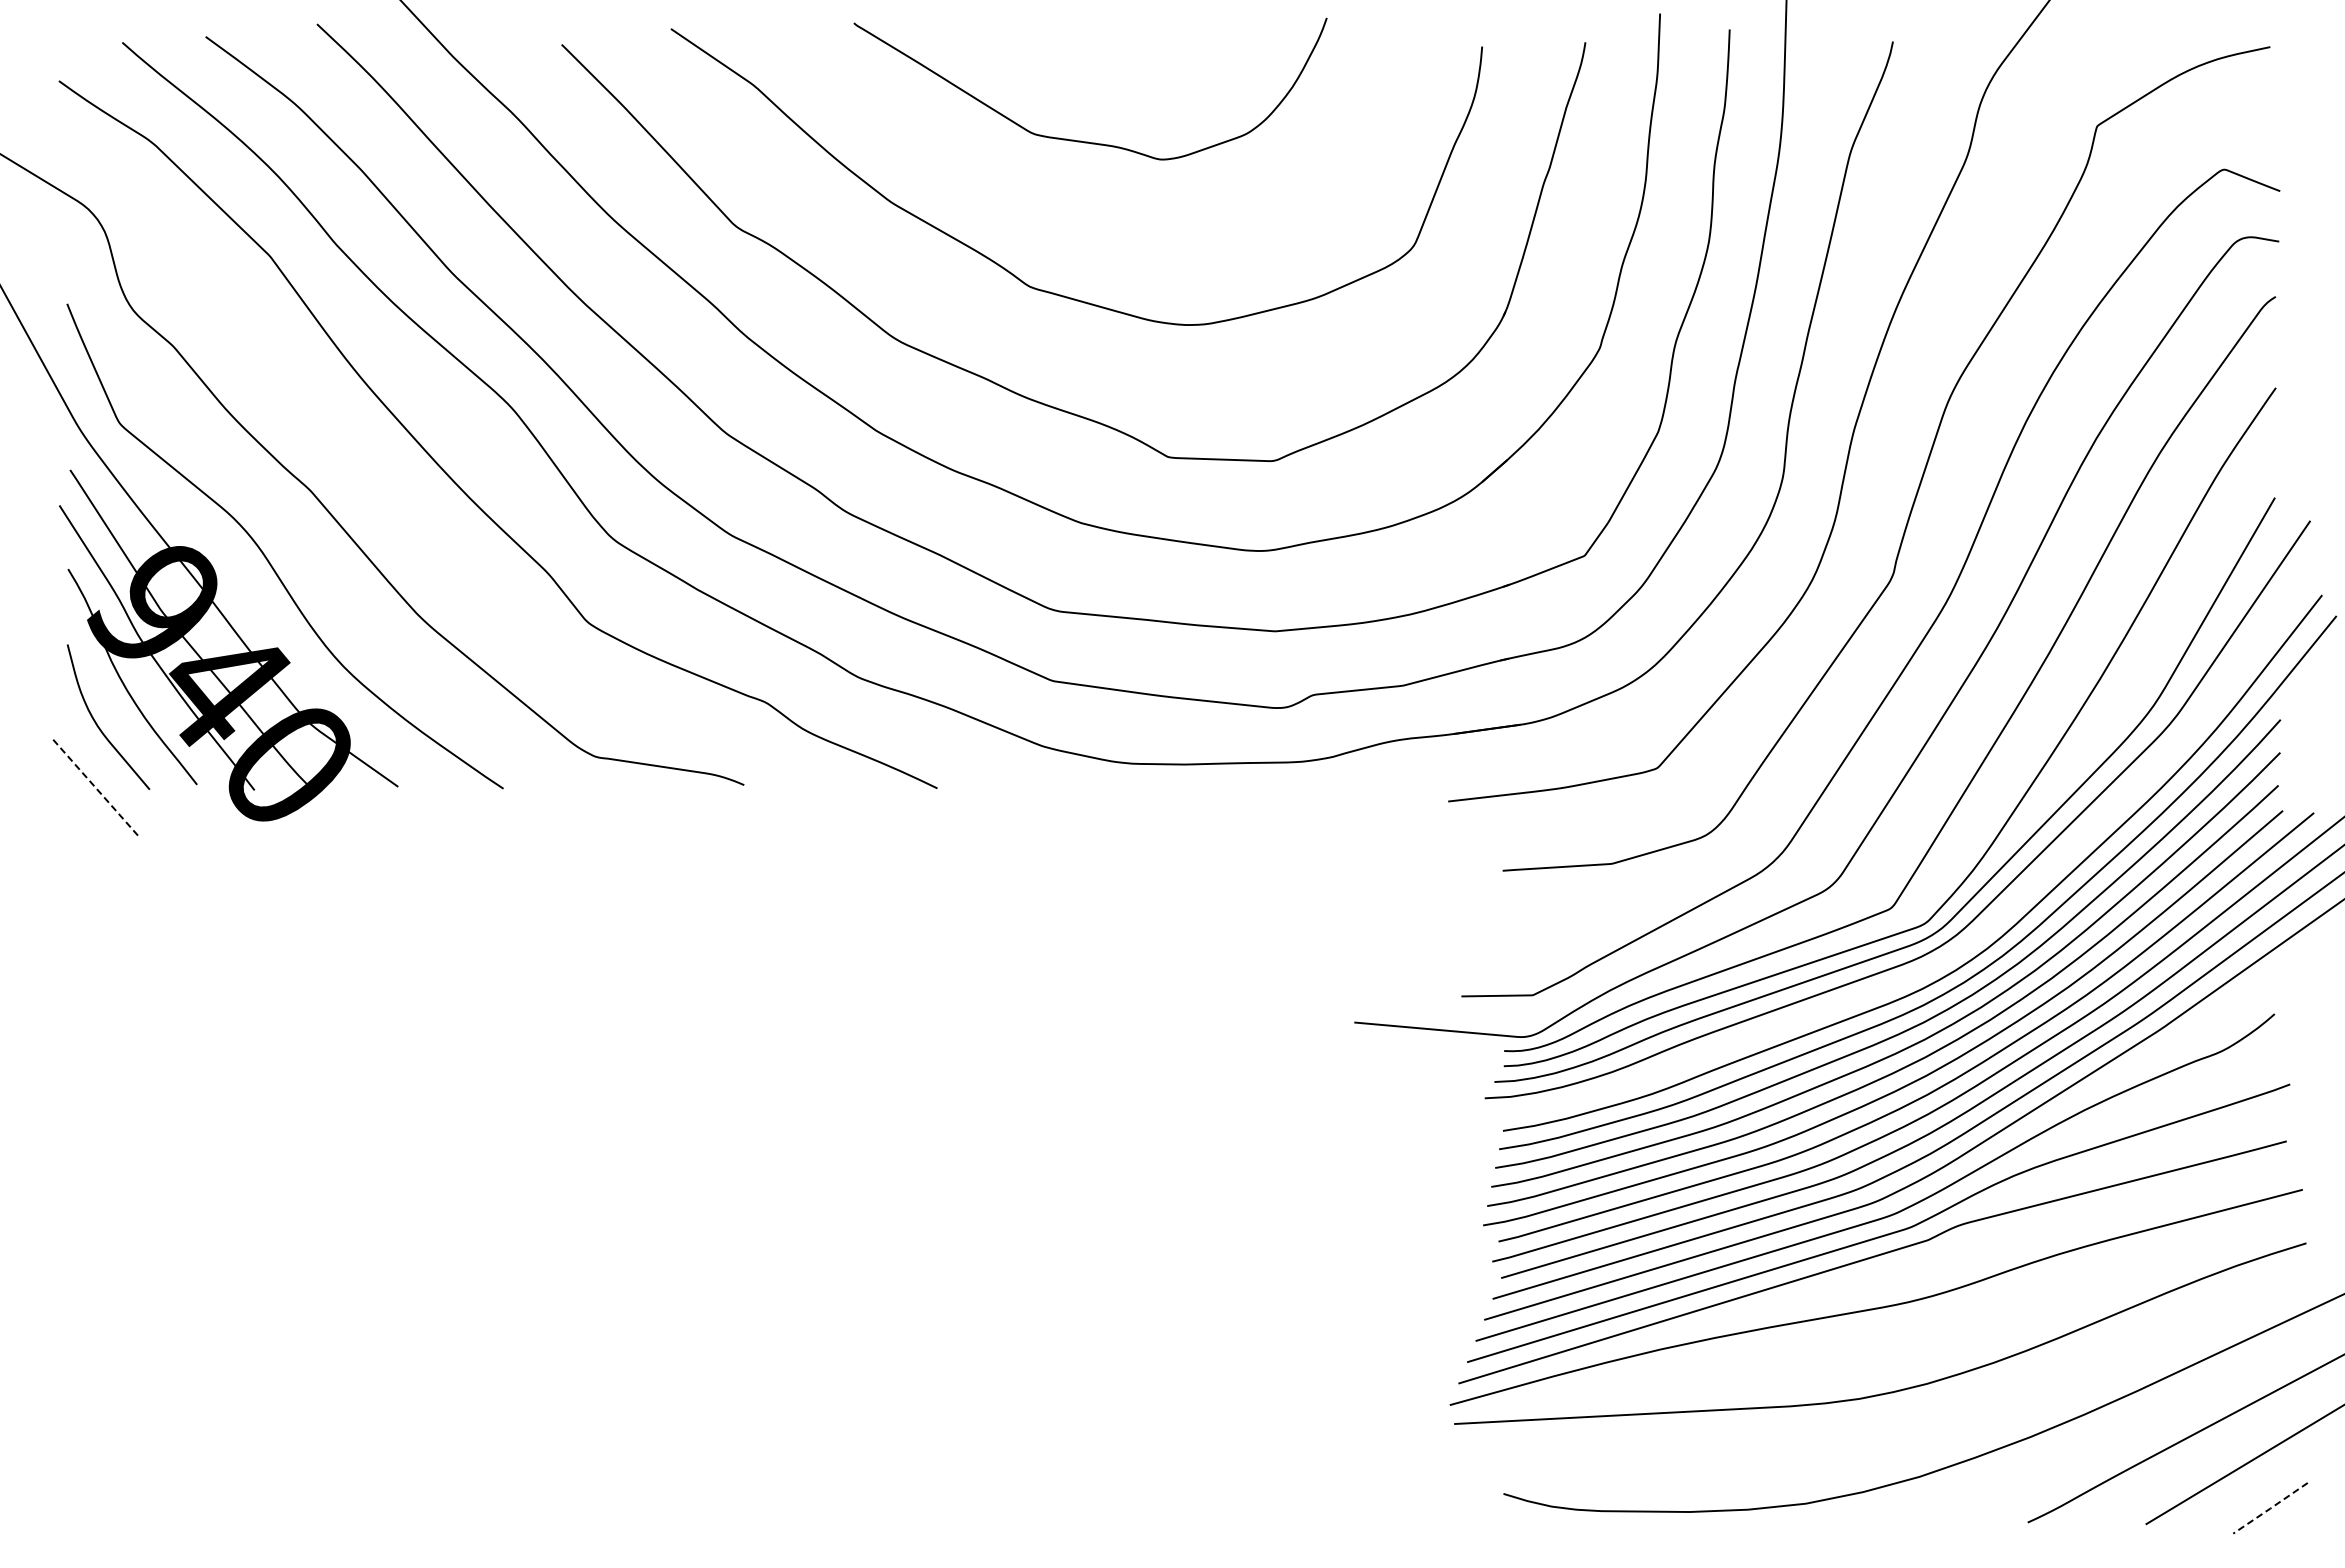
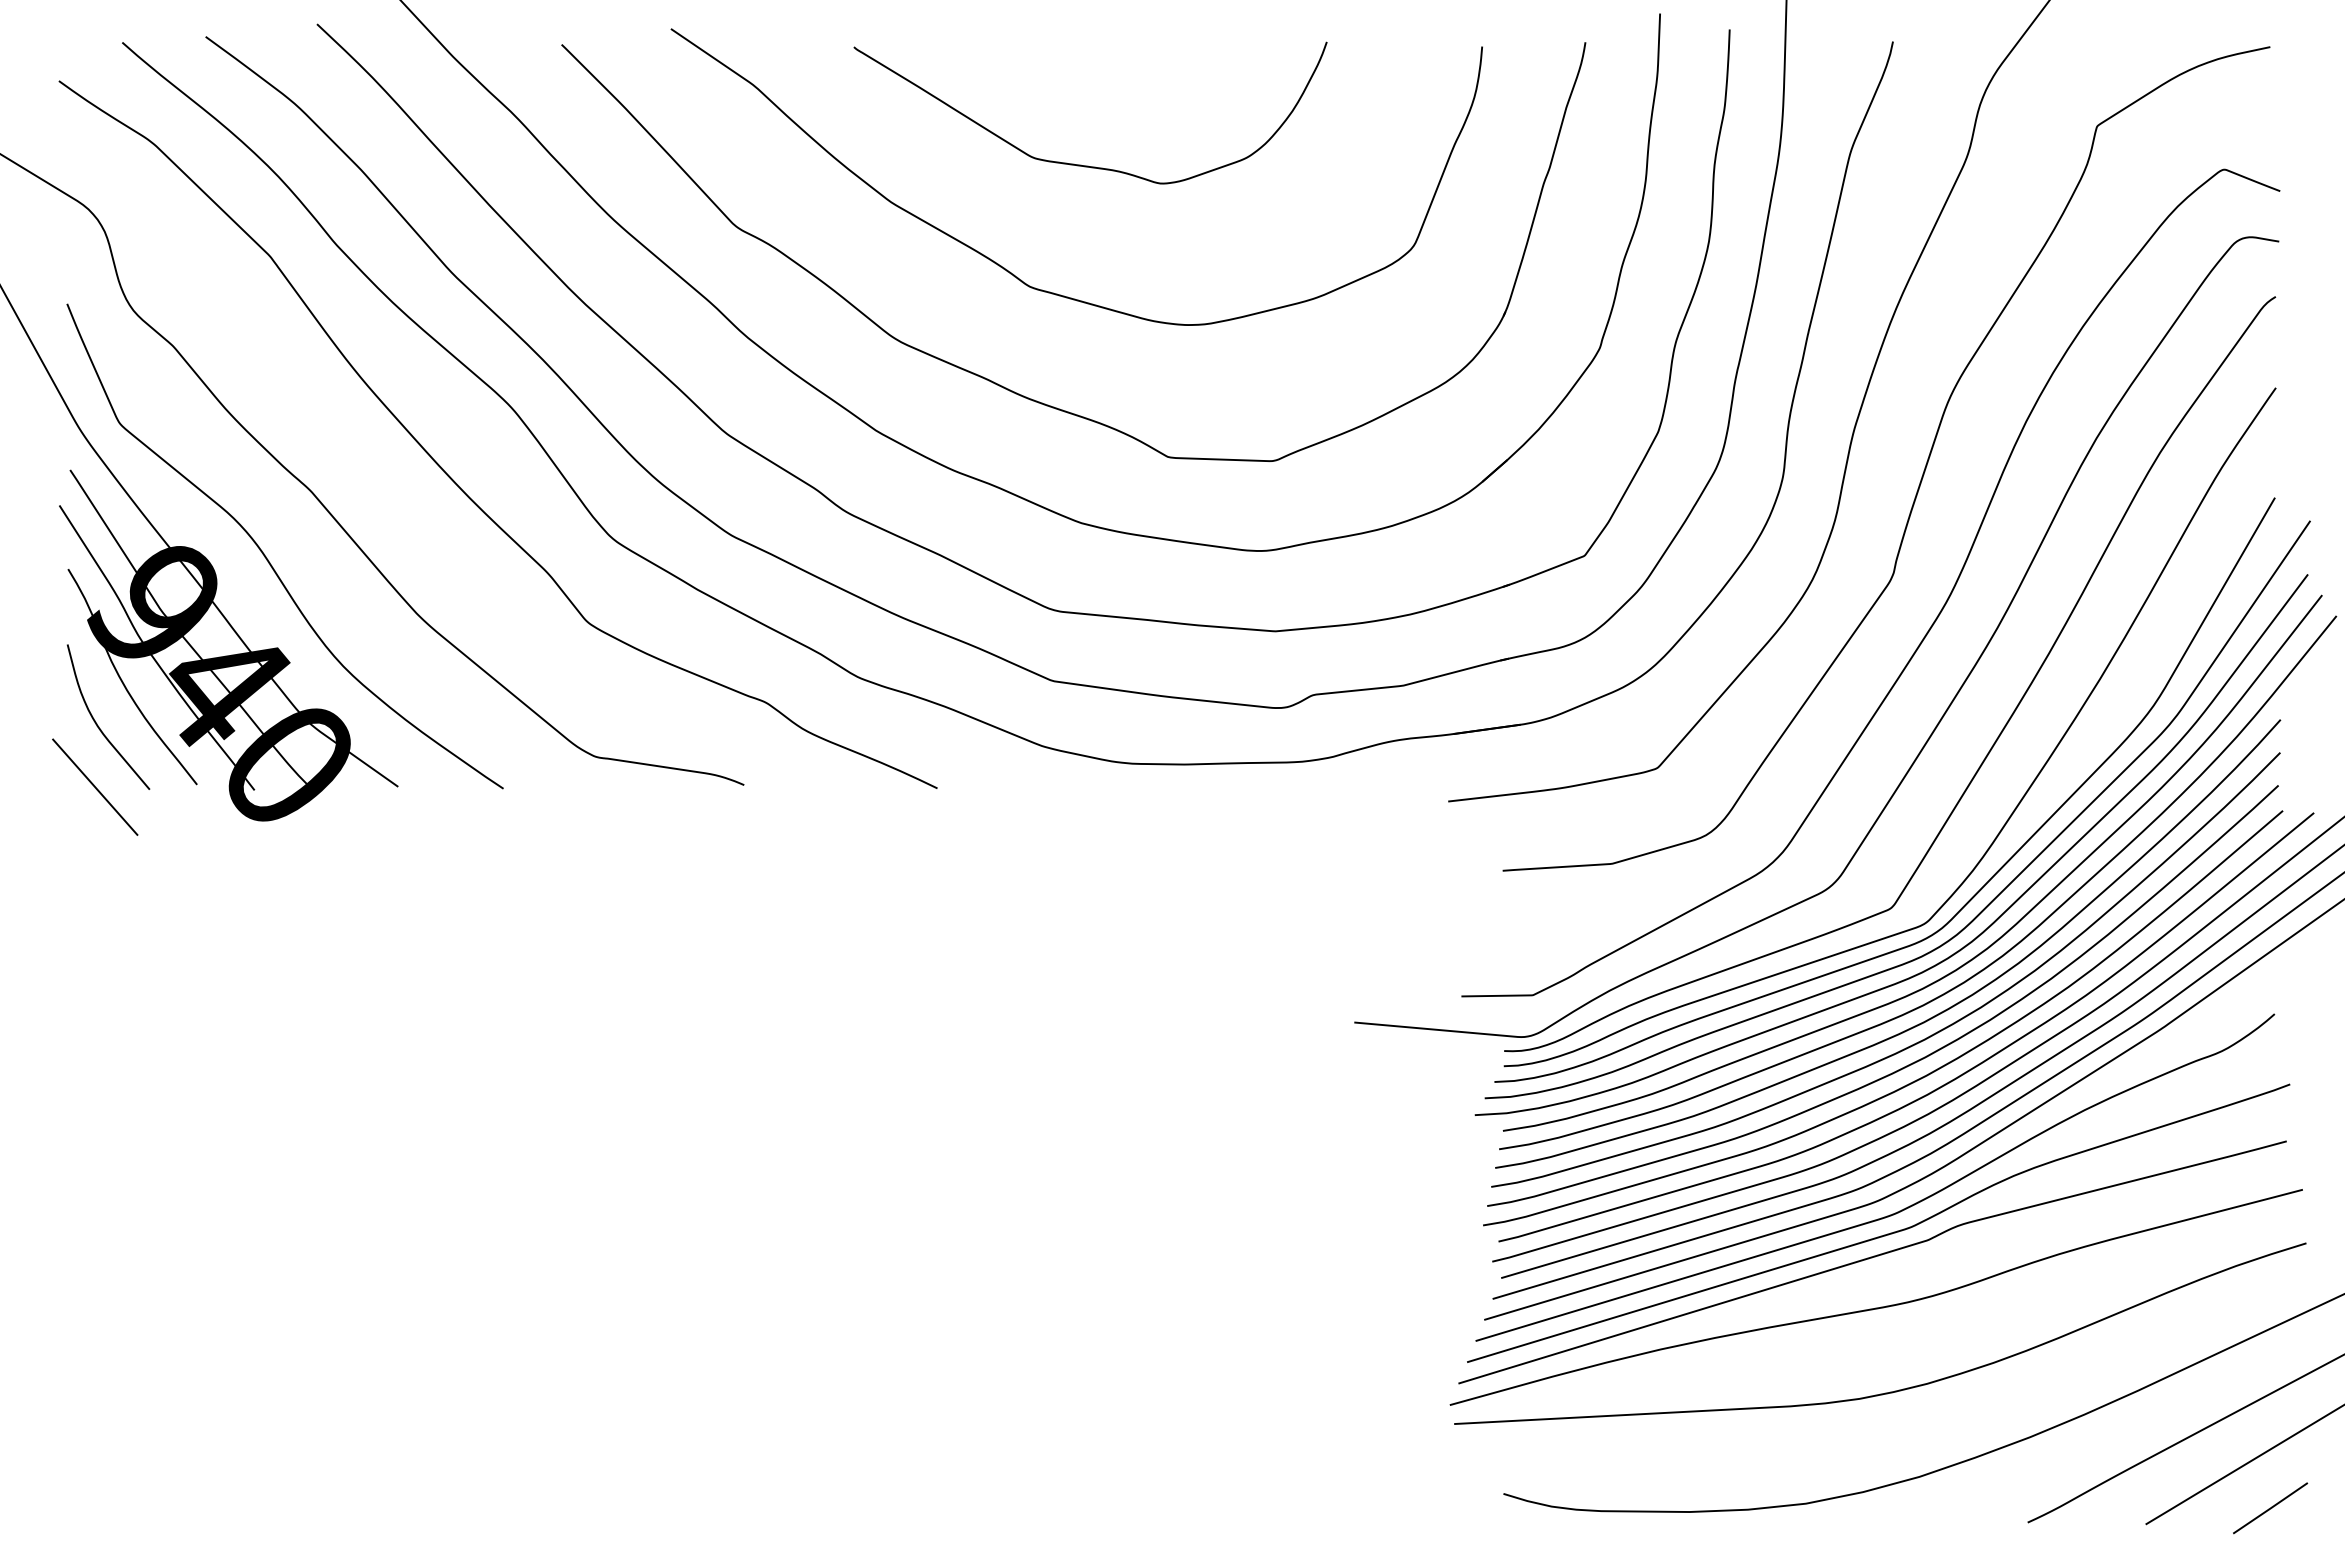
curve position: (1081, 140) -> (1081, 164) (1081, 164)
line: dashed -> solid (95, 787)
curve: none -> present (1964, 945)
line: dashed -> solid (2270, 1508)
